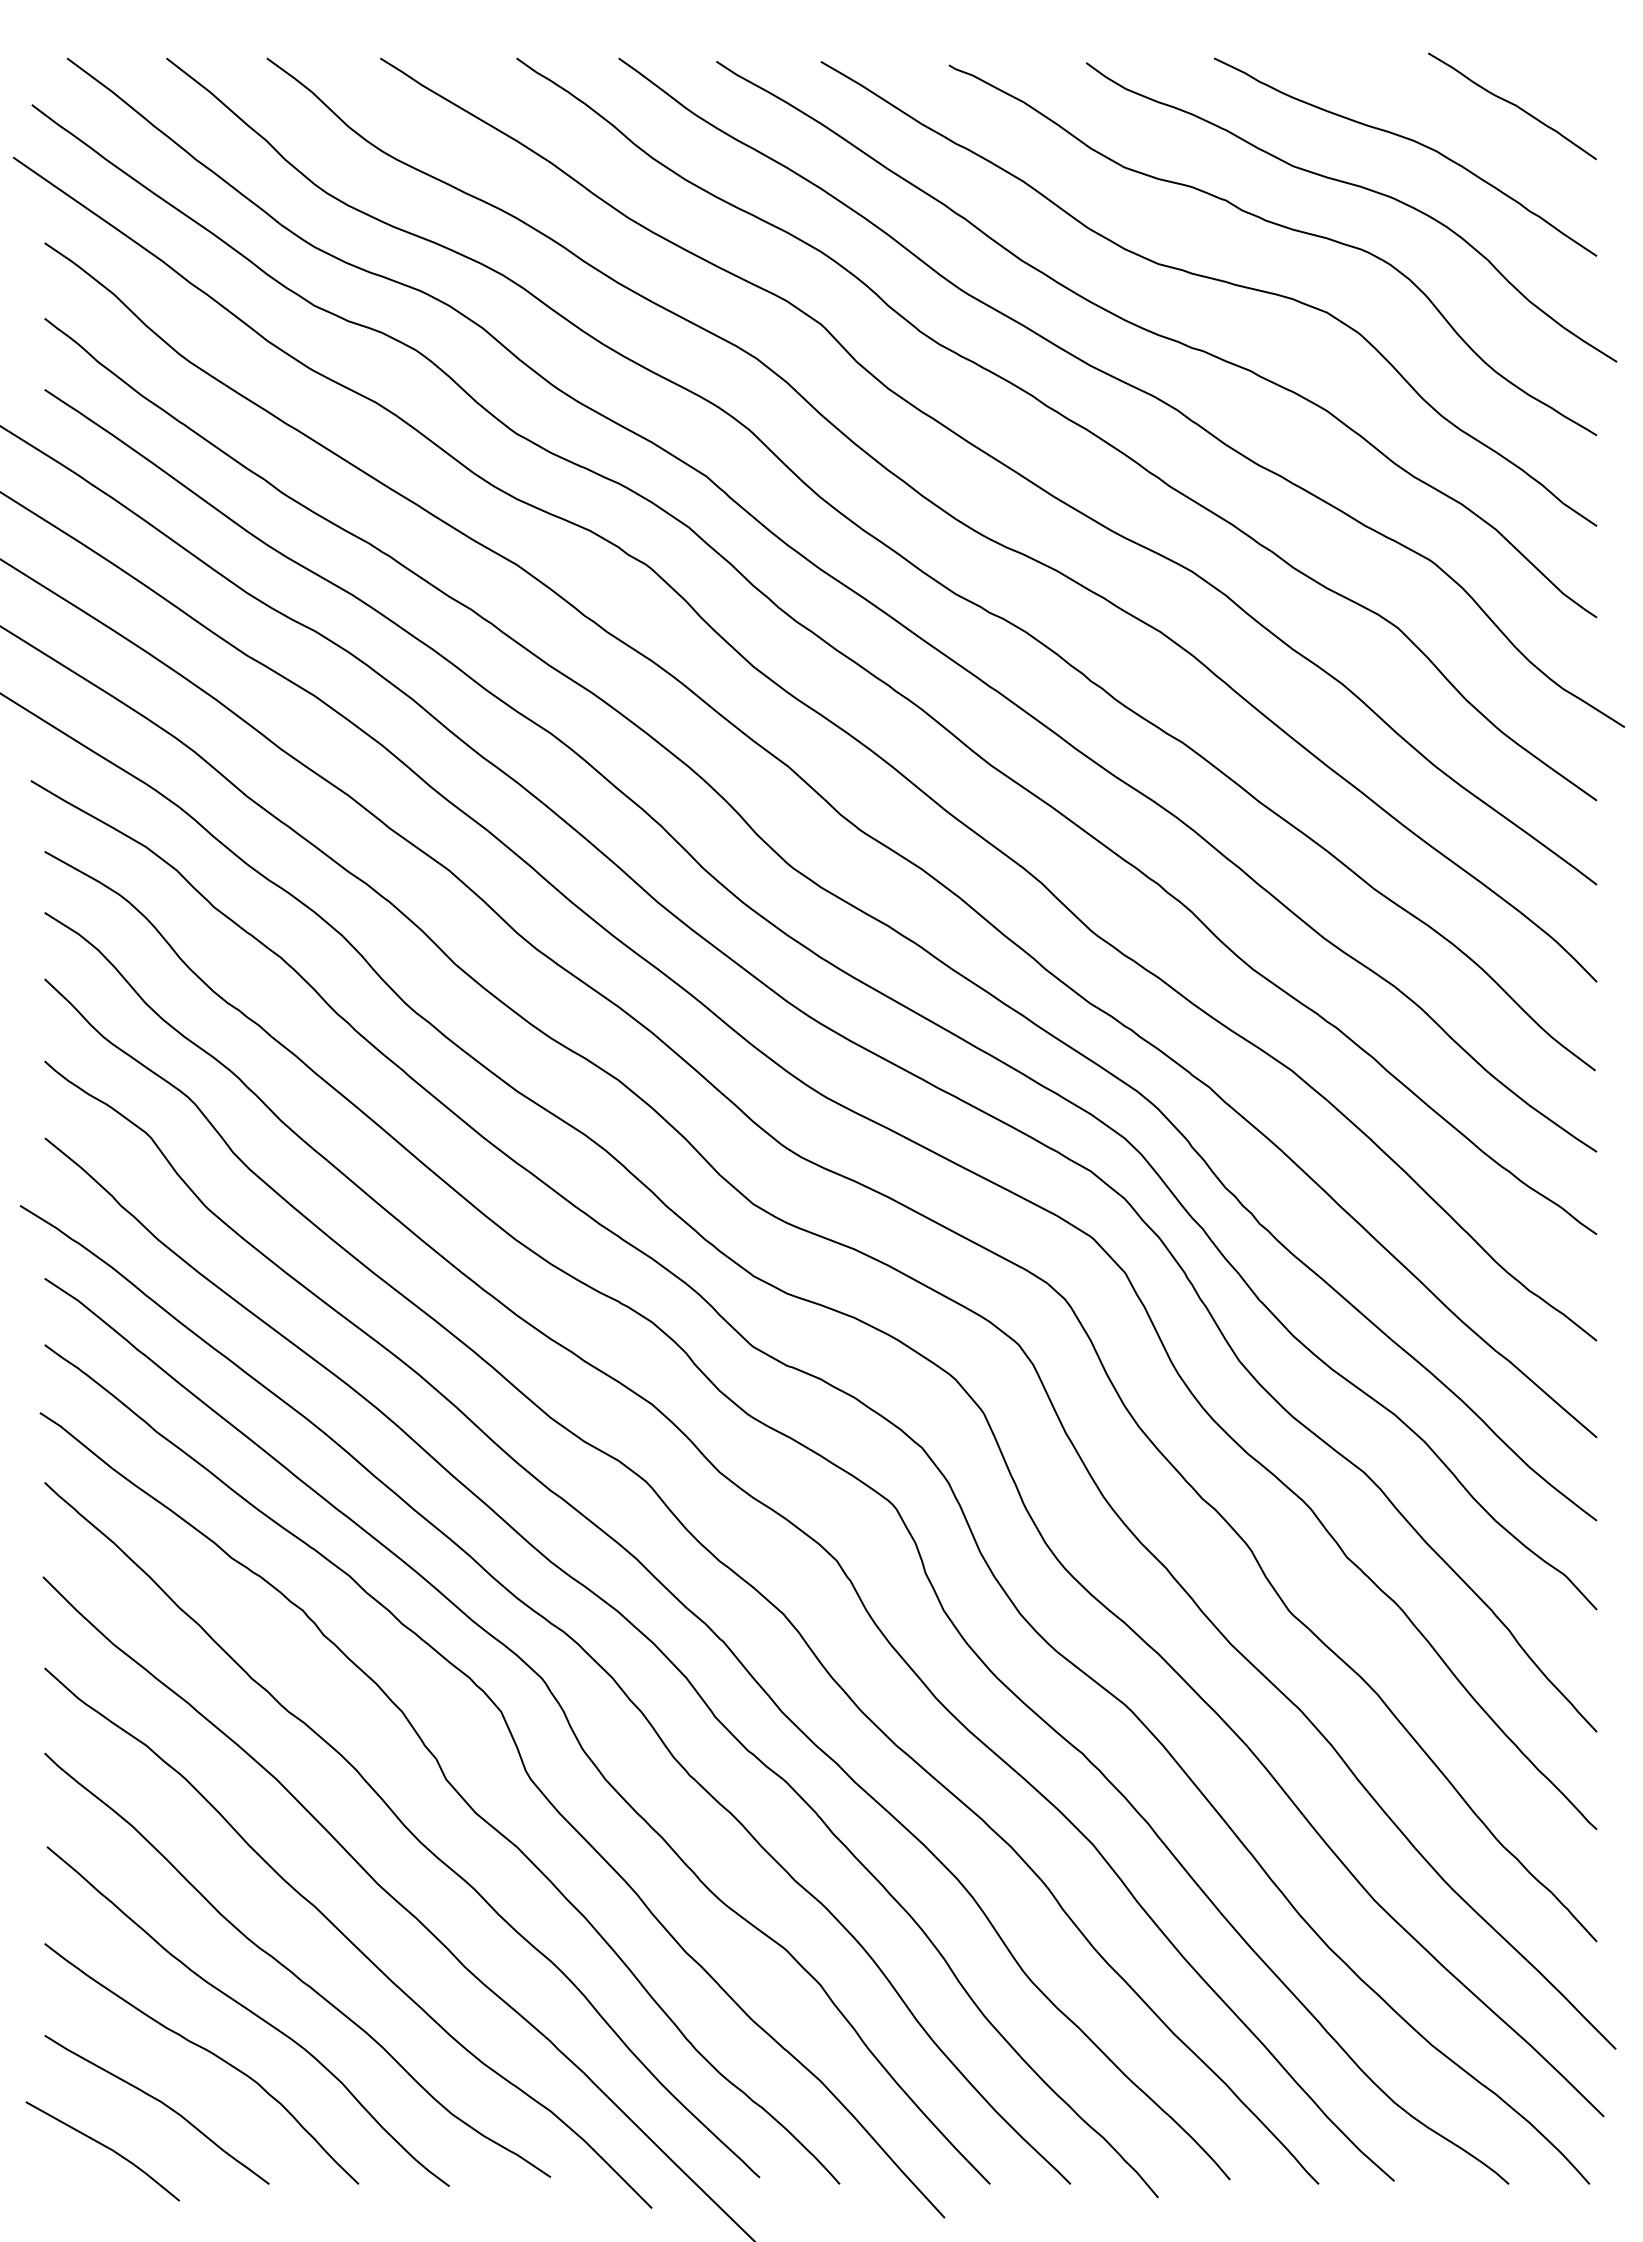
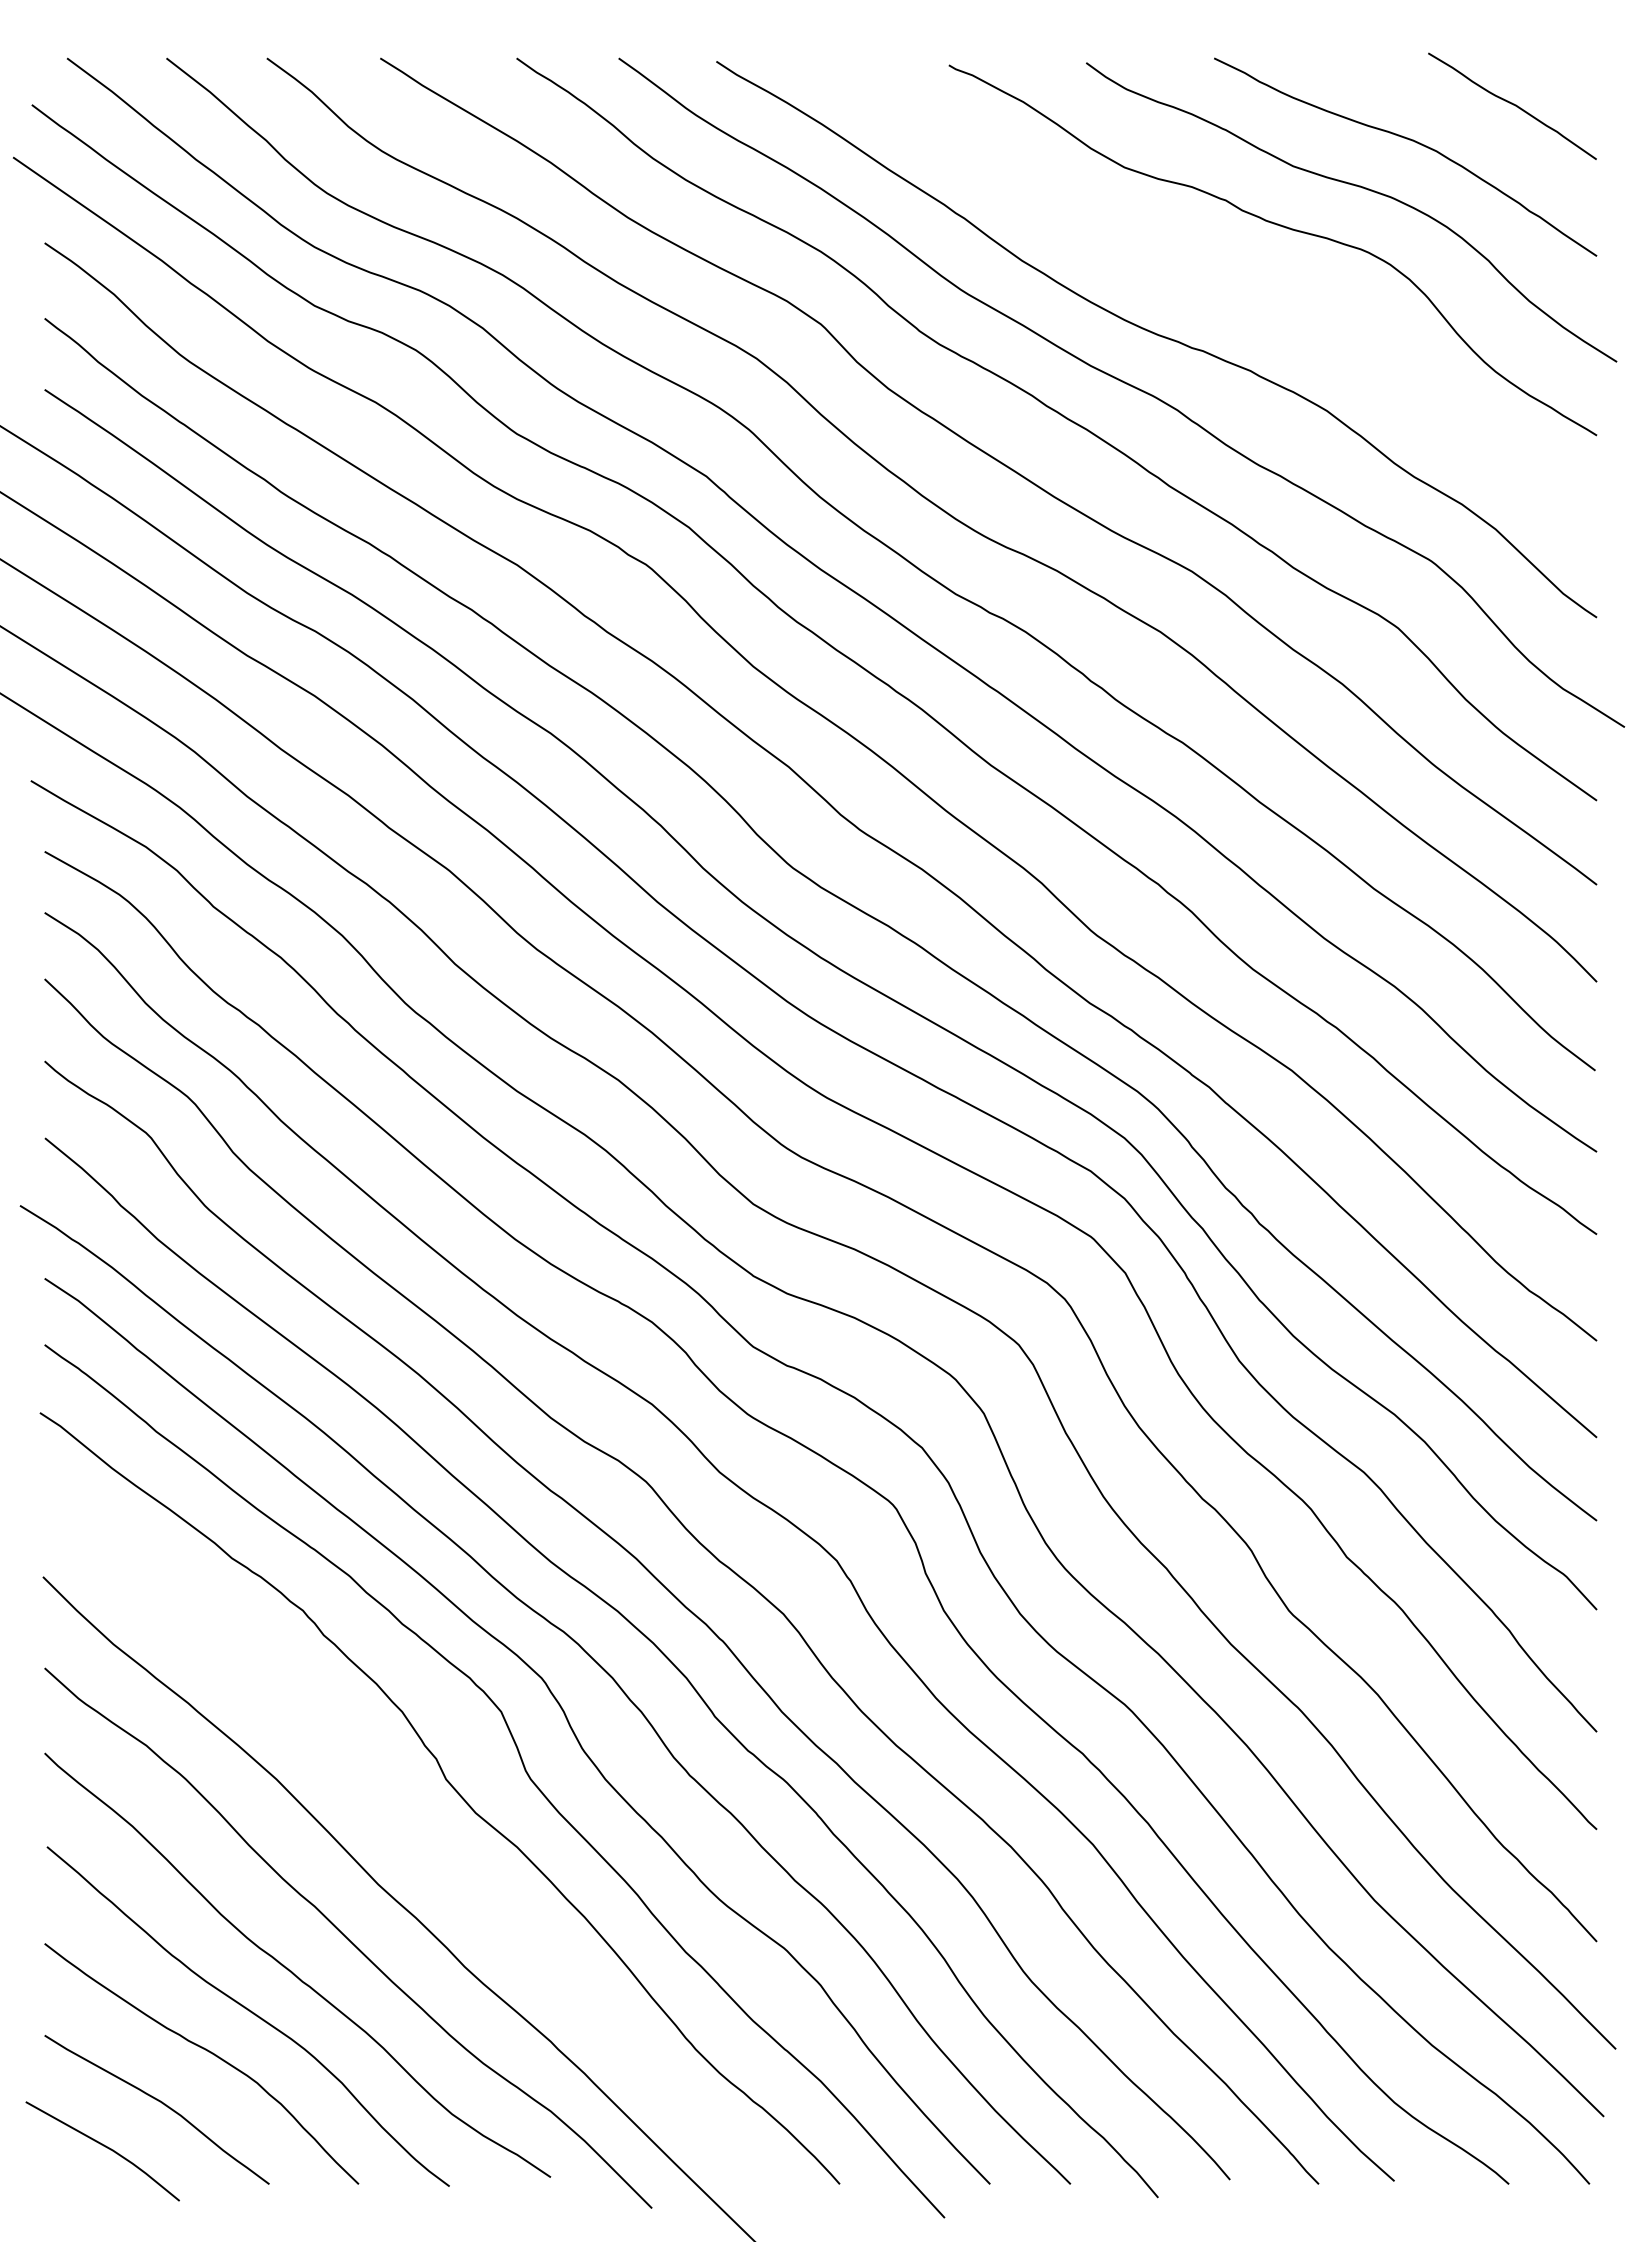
curve: present -> none (1210, 279)
curve: present -> none (404, 1827)
